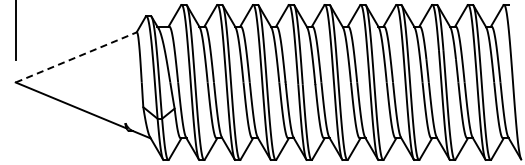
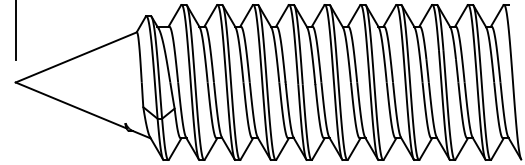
line: dashed -> solid (76, 57)
